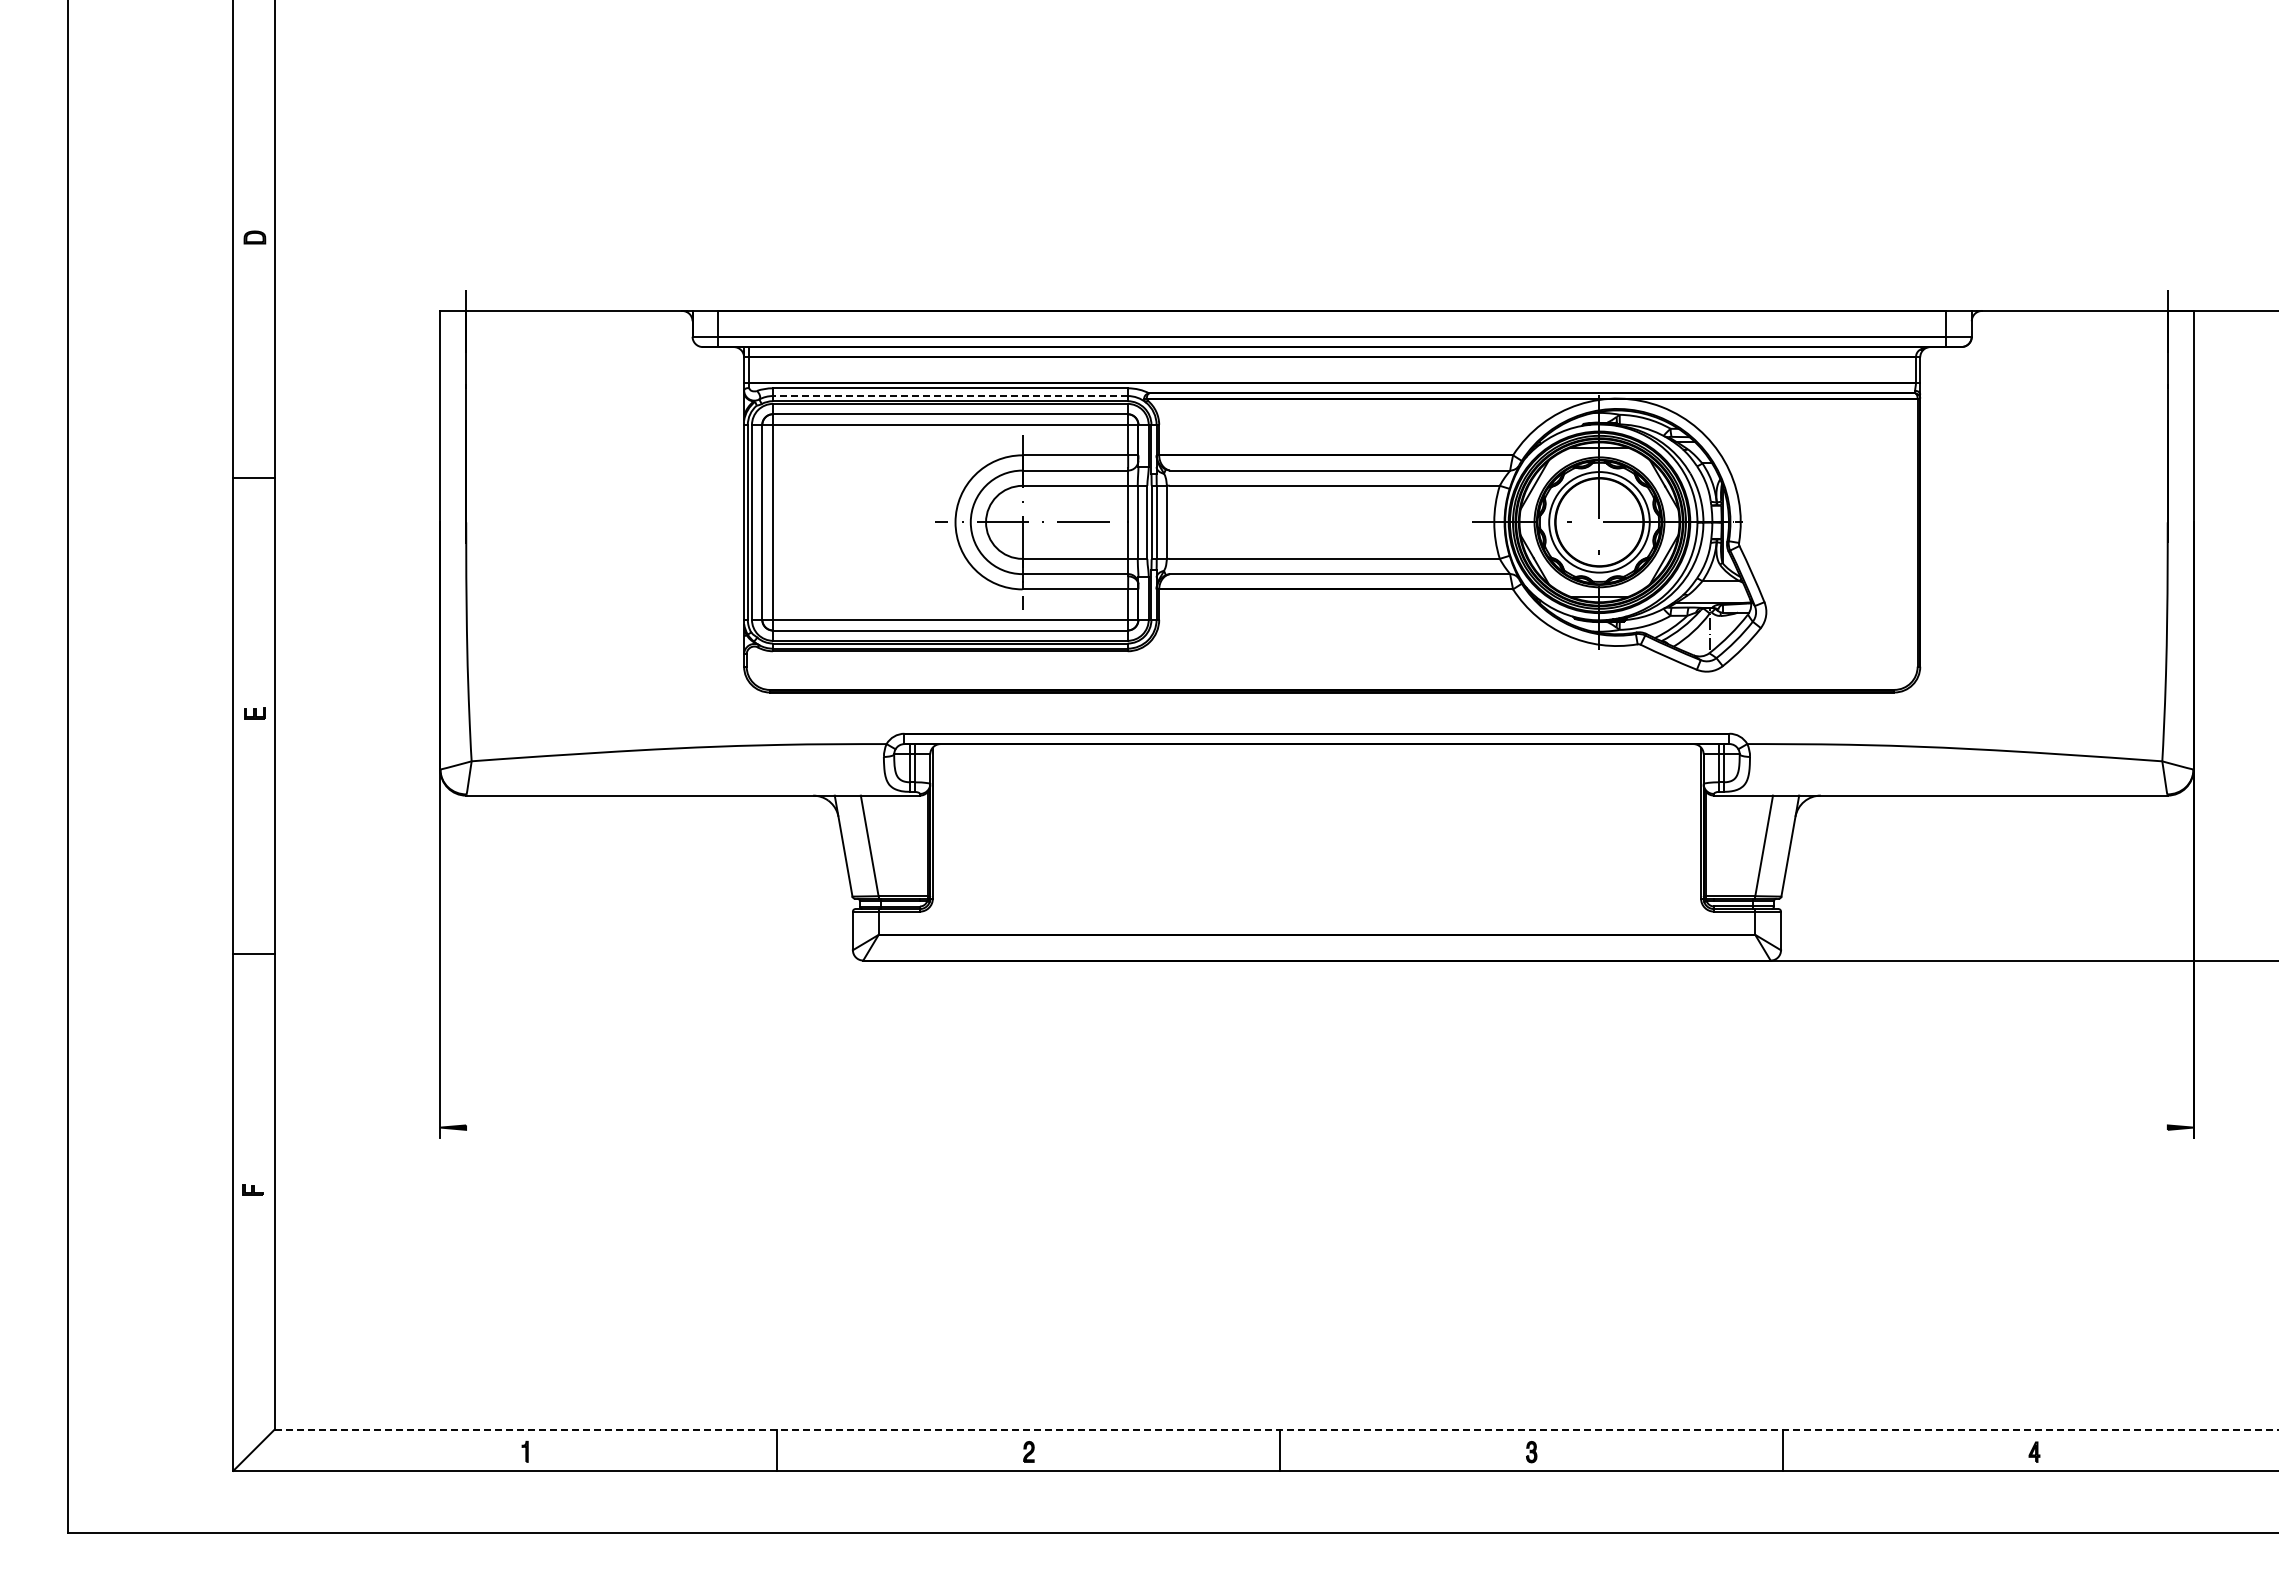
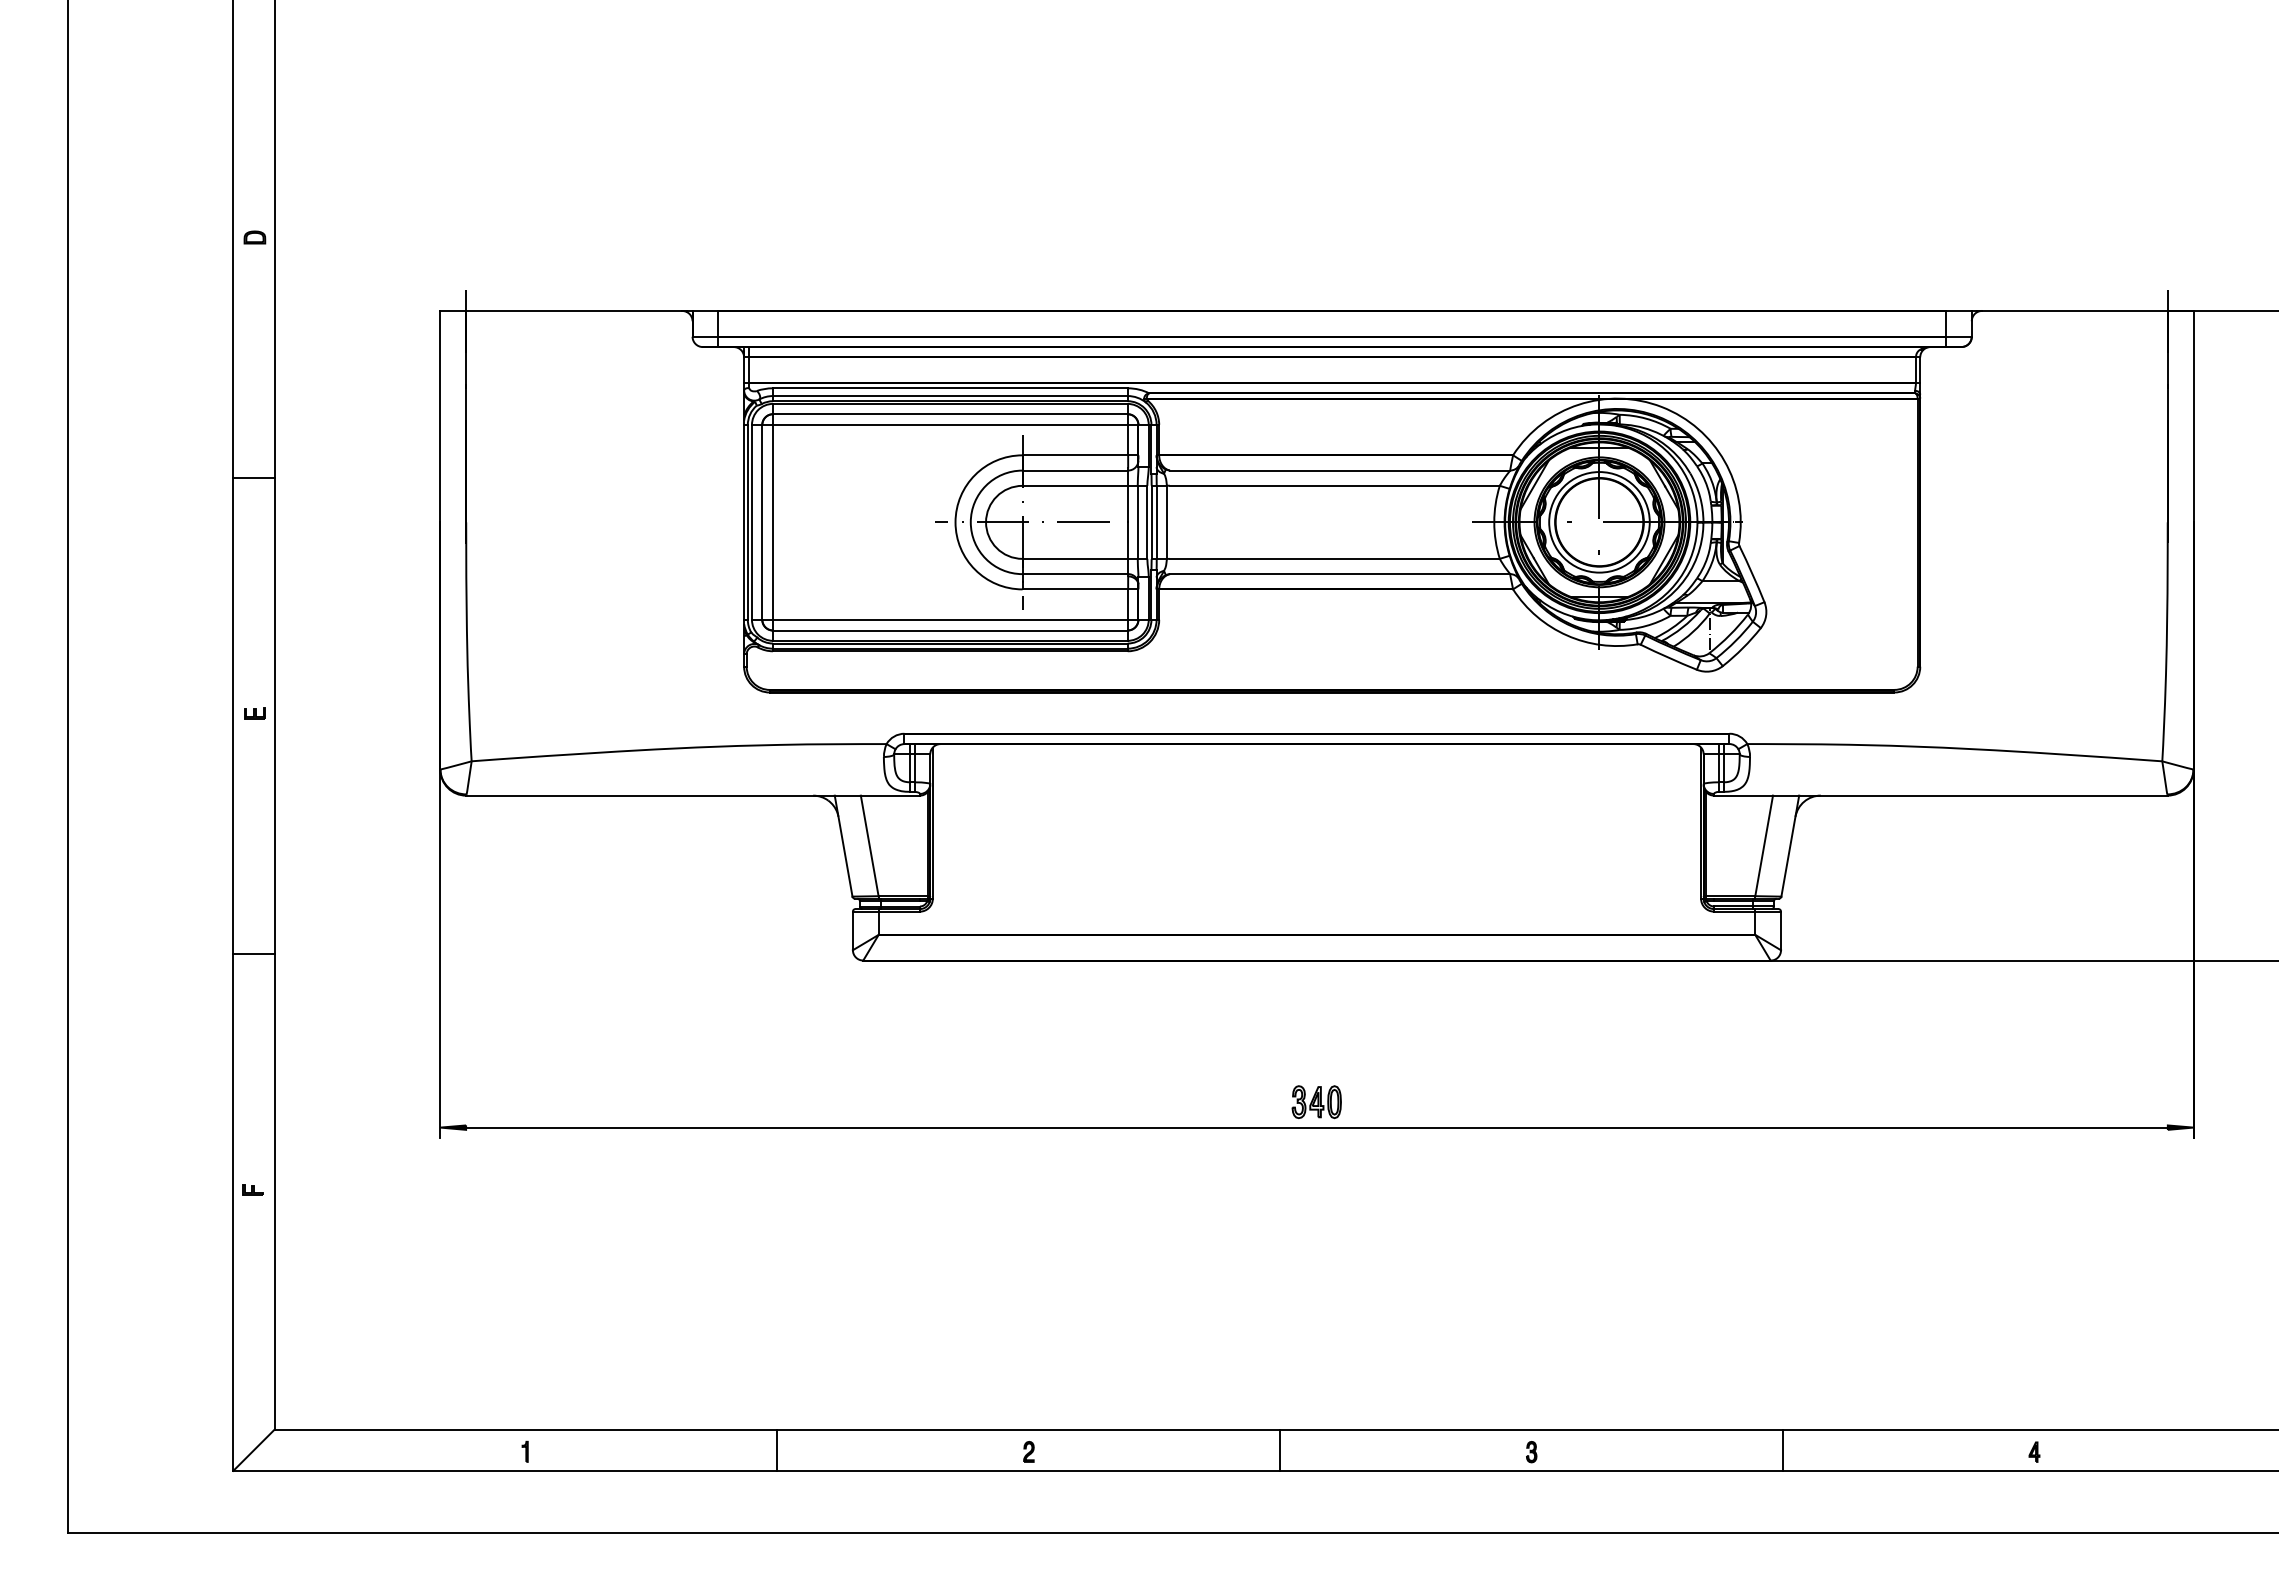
line: dashed -> solid (949, 396)
part: none -> present (1316, 1102)
line: none -> present (1316, 1127)
line: dashed -> solid (1276, 1429)
